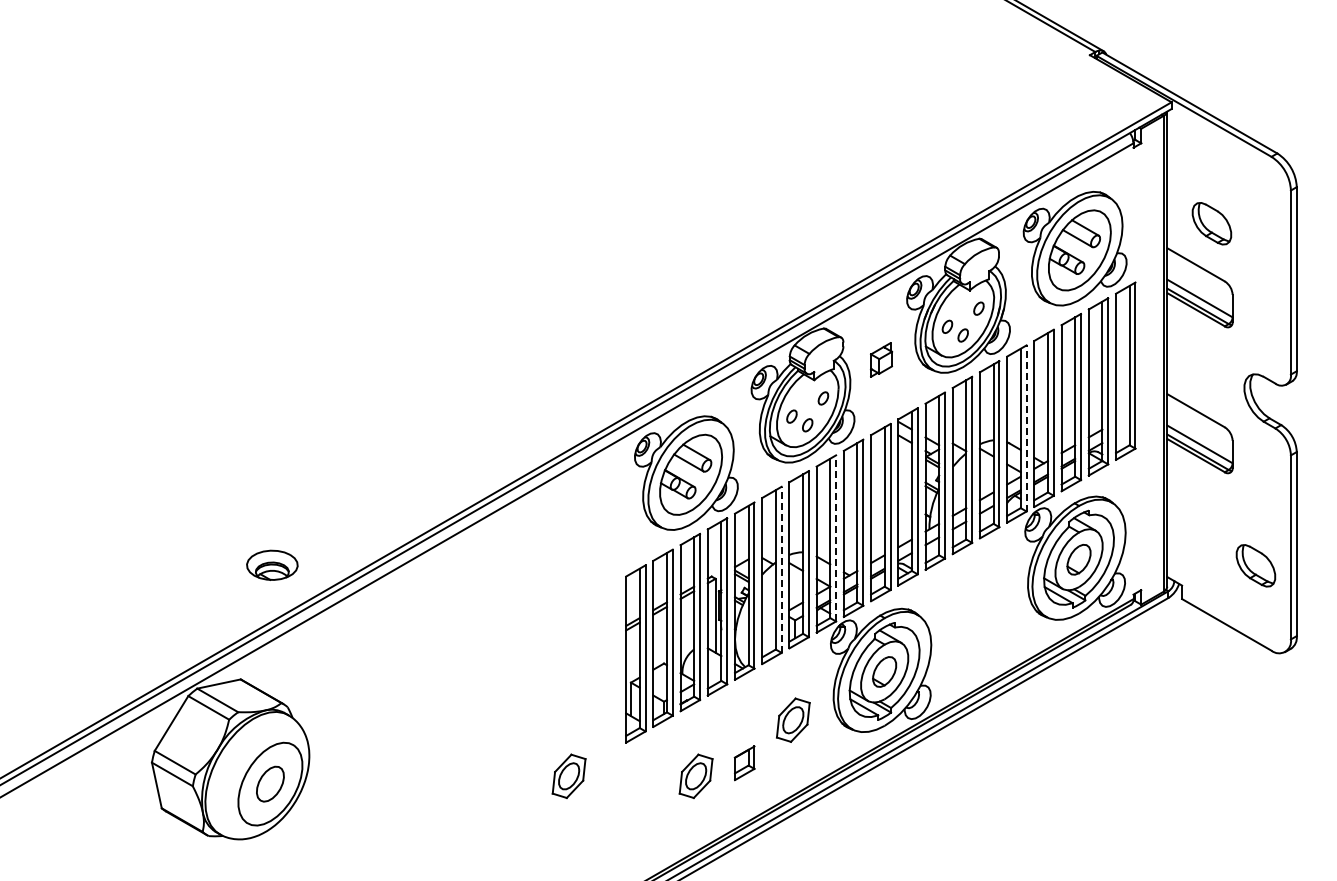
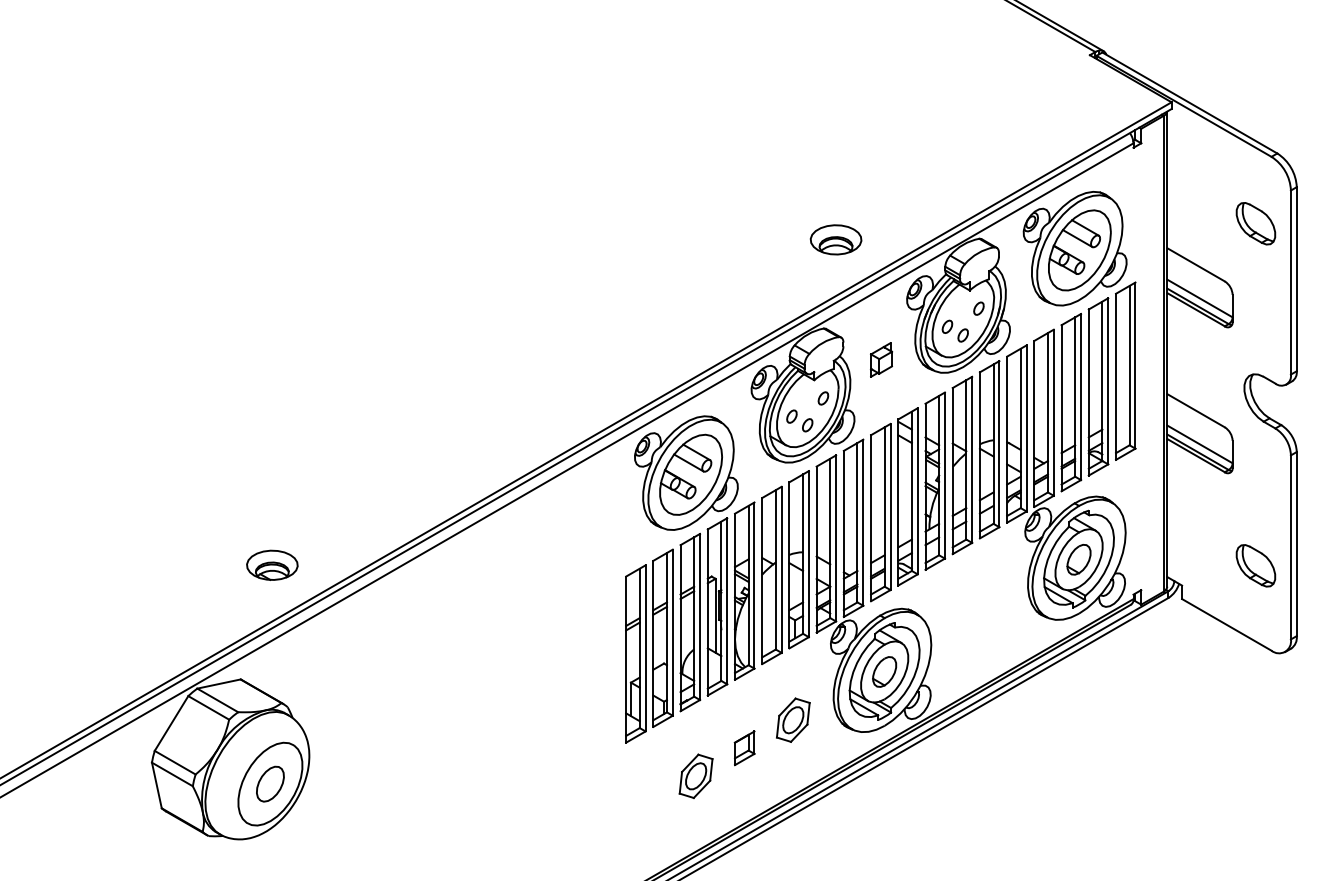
part position: (1211, 223) -> (1255, 223) (1255, 223)
part: none -> present (835, 239)
line: dashed -> solid (1026, 427)
line: dashed -> solid (836, 537)
line: dashed -> solid (781, 569)
part position: (744, 763) -> (744, 748) (744, 748)
part: present -> none (568, 775)
